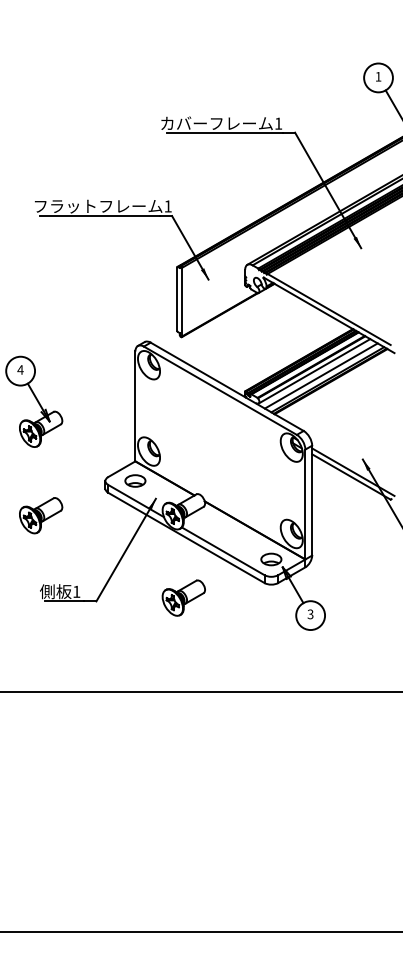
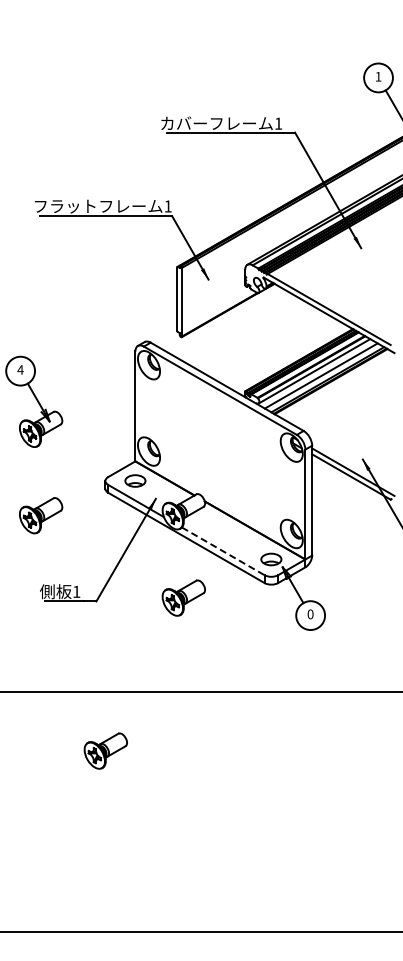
line: solid -> dashed (223, 551)
text: 3 -> 0 (310, 614)
part: none -> present (105, 750)
